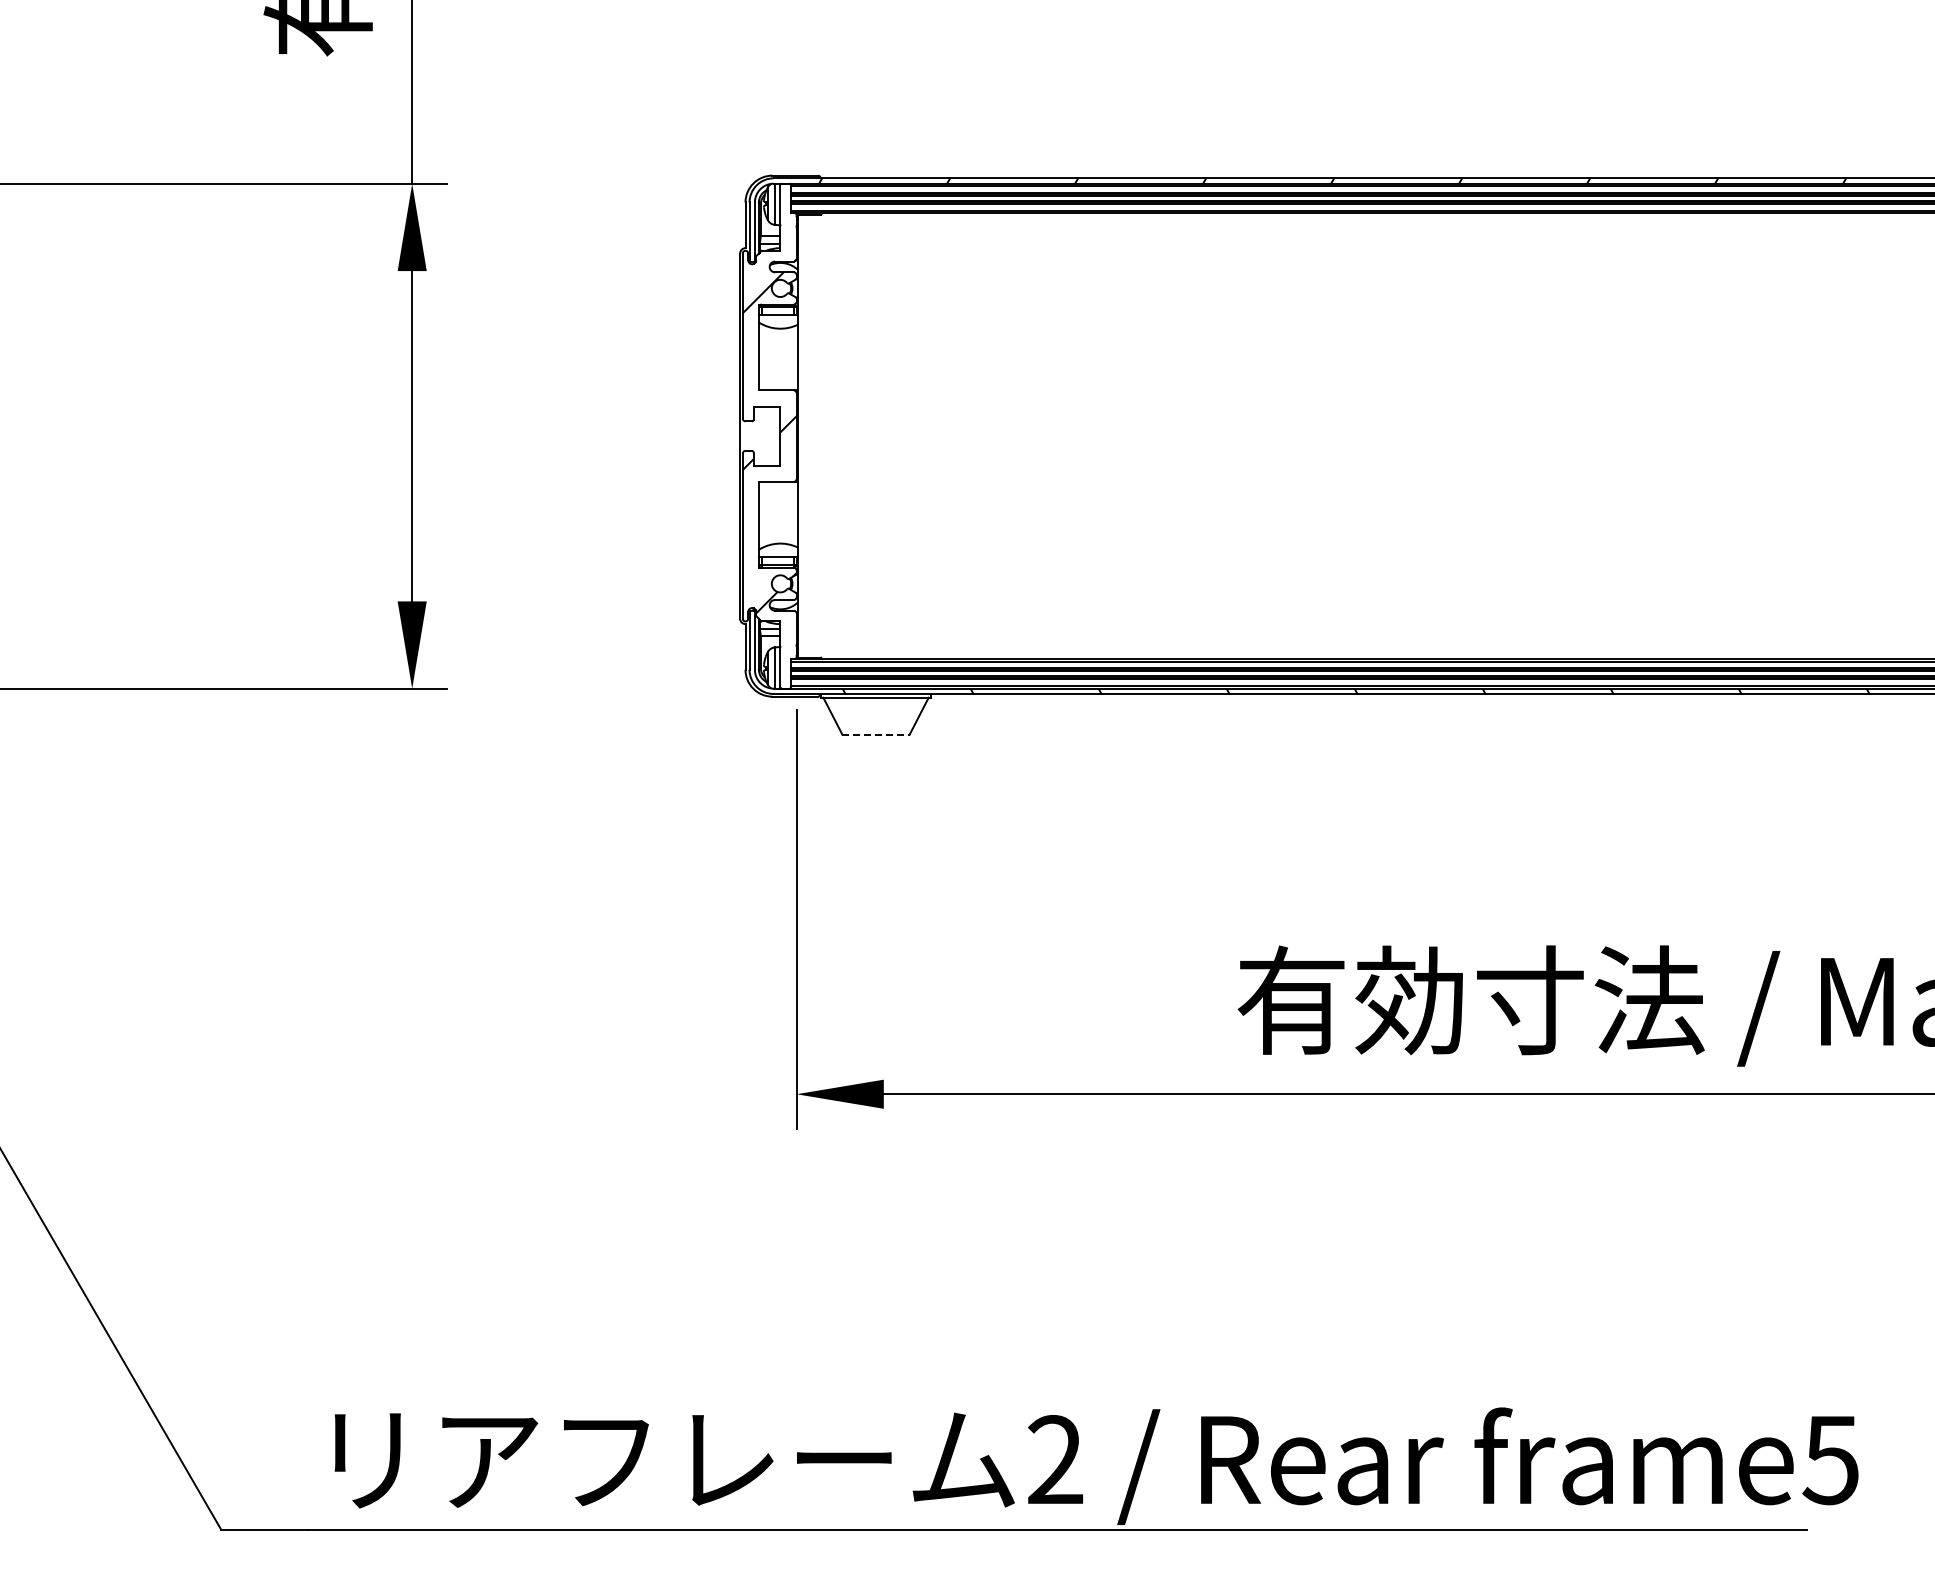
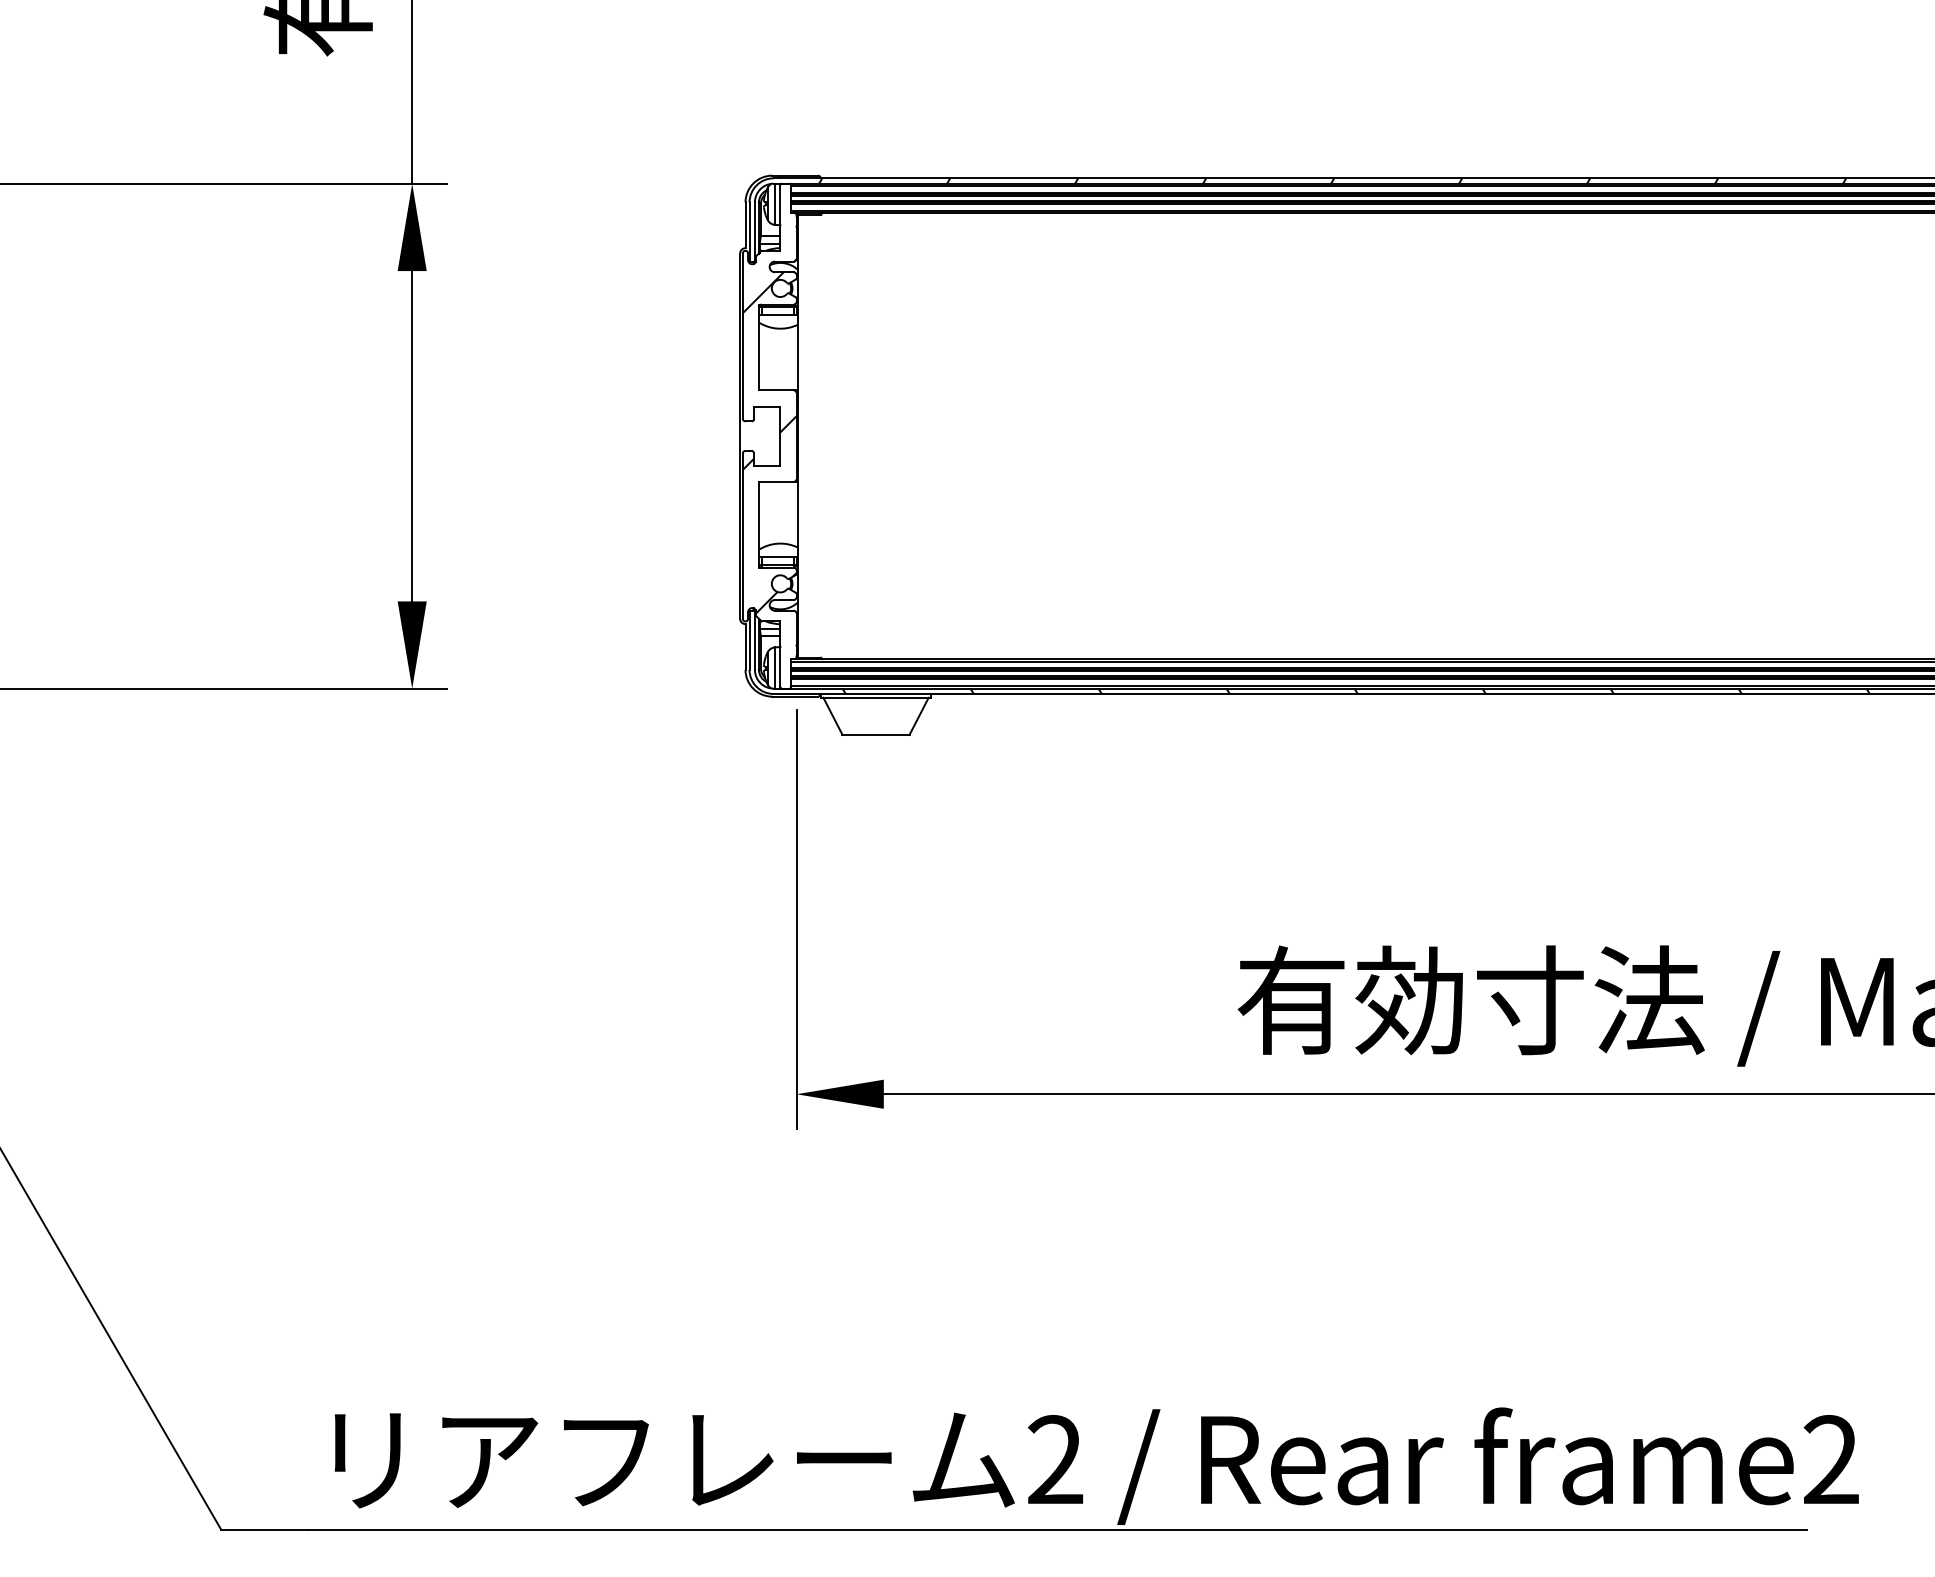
line: dashed -> solid (876, 734)
text: frame5 -> frame2 (1830, 1460)
